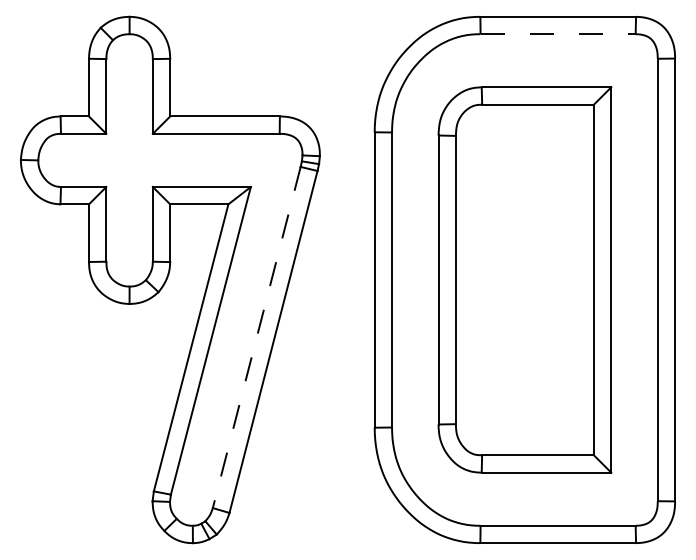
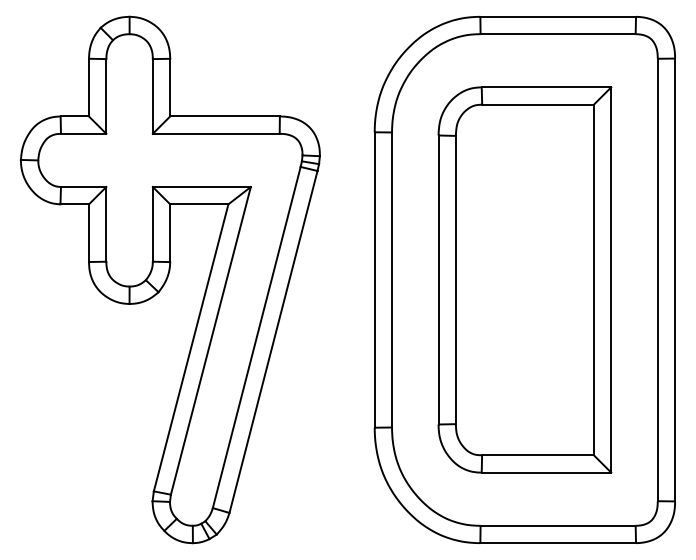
line: dashed -> solid (558, 34)
line: dashed -> solid (256, 337)
